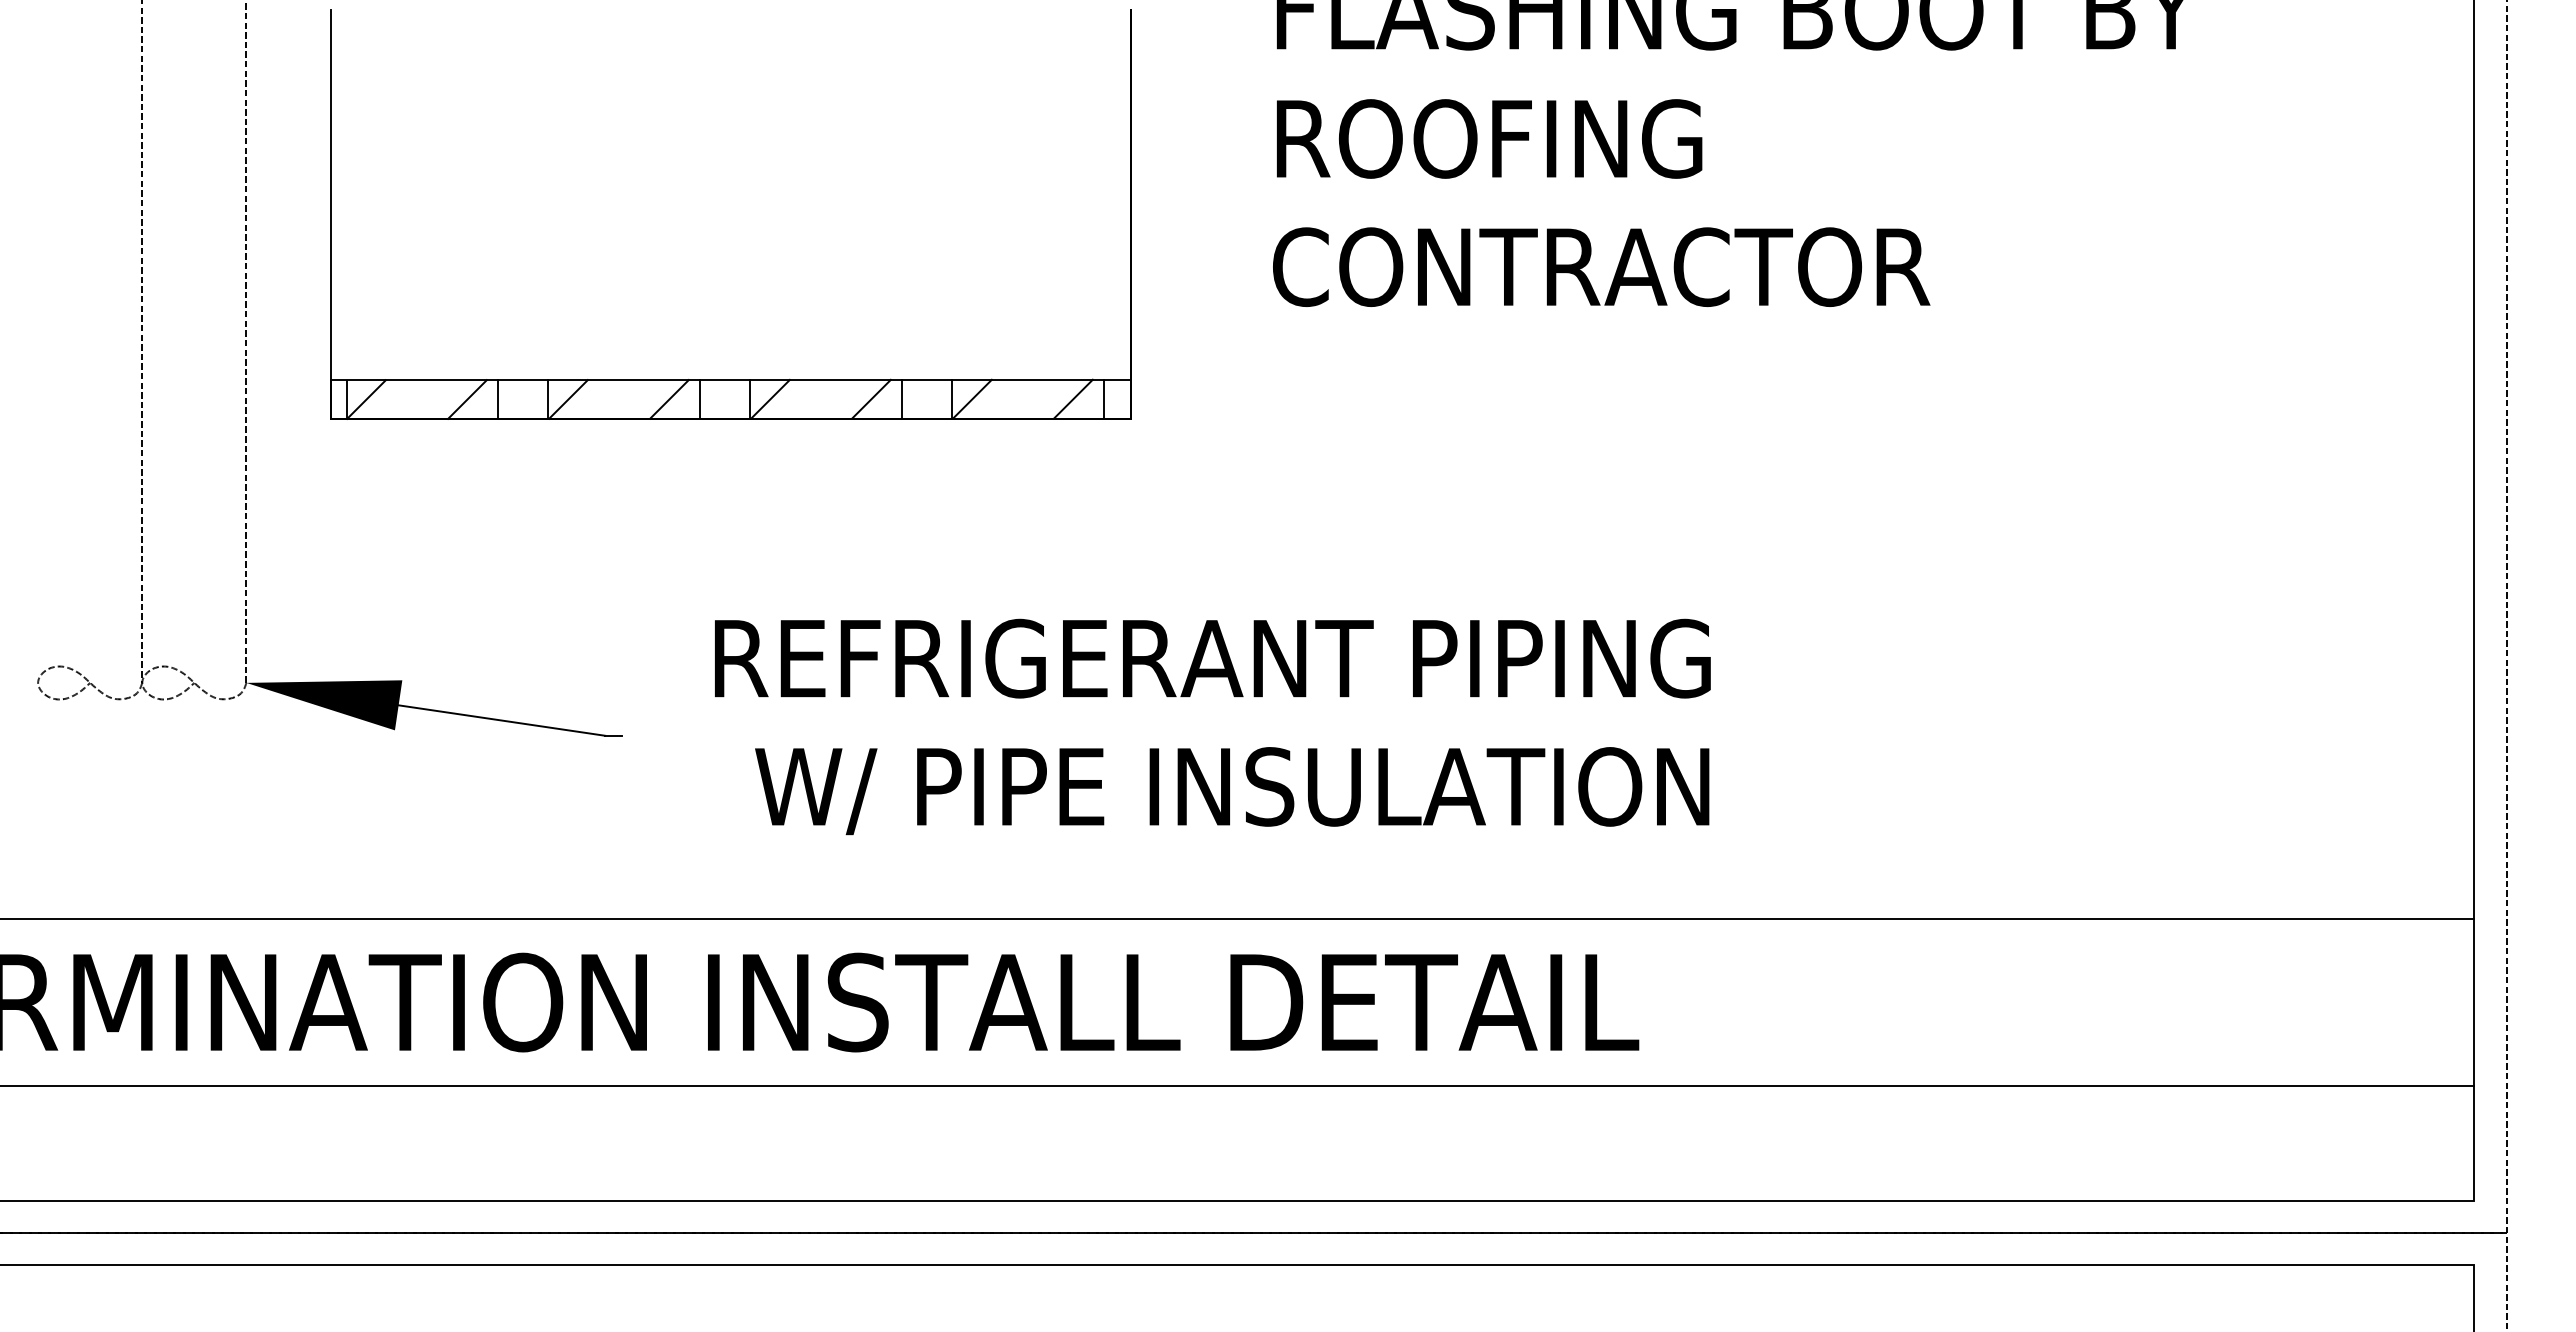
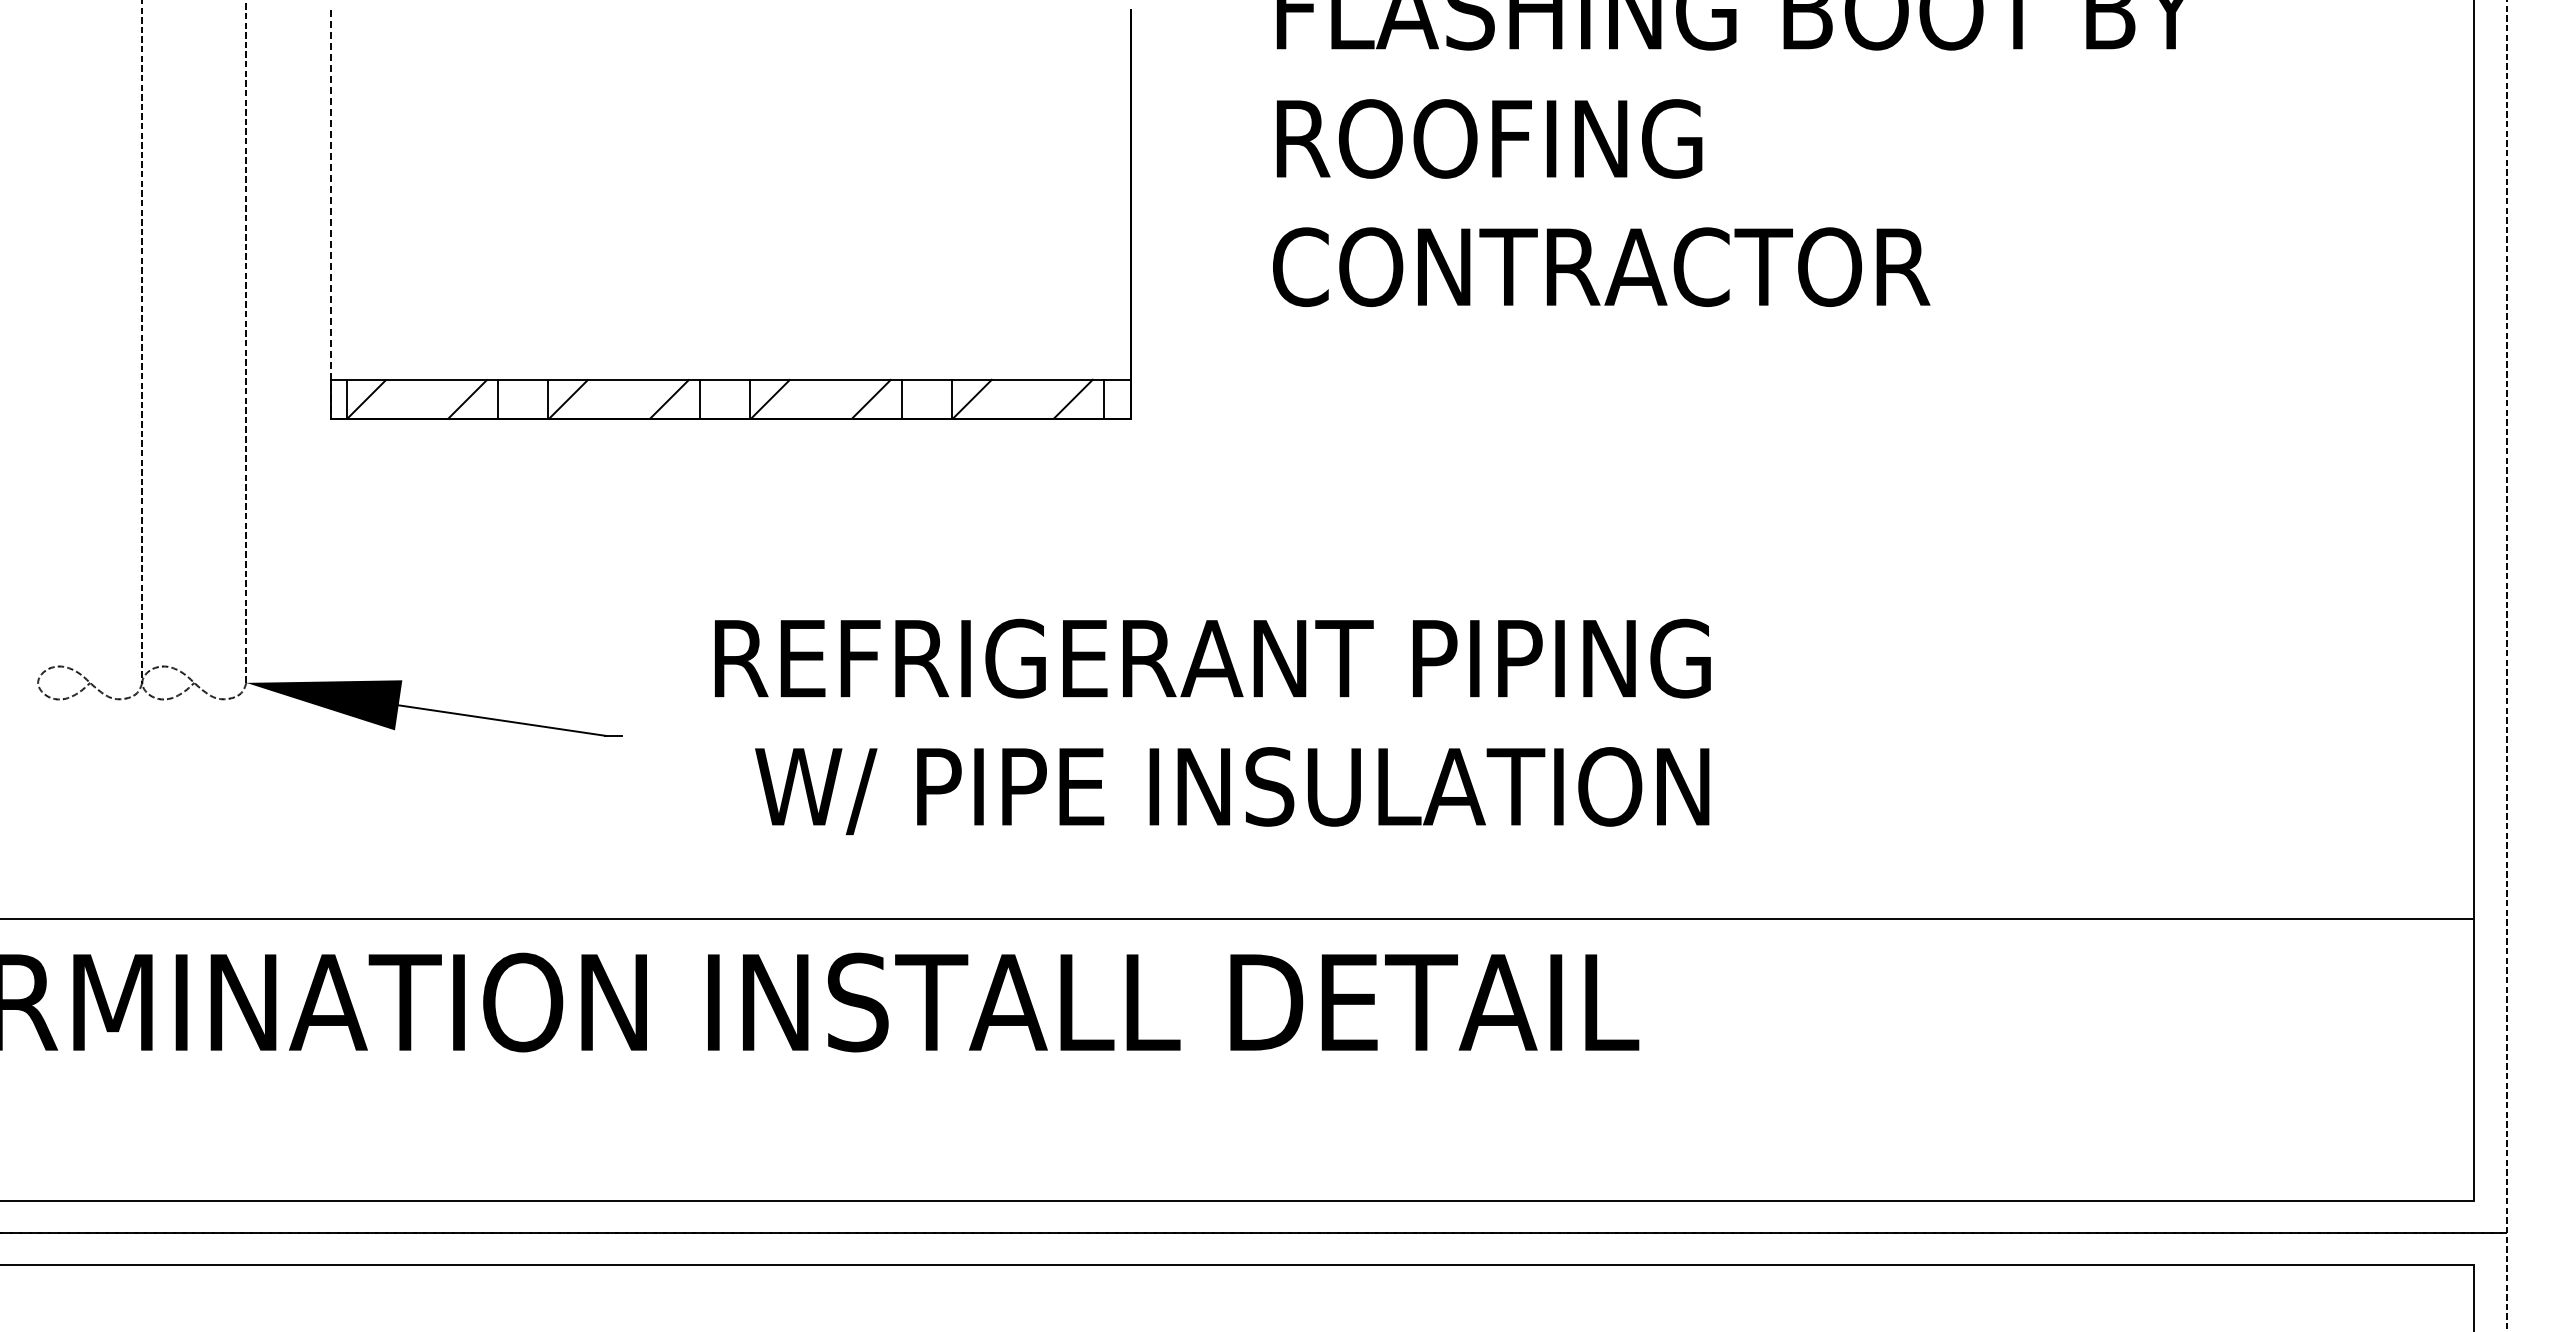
line: solid -> dashed (330, 214)
line: present -> none (1238, 1085)
